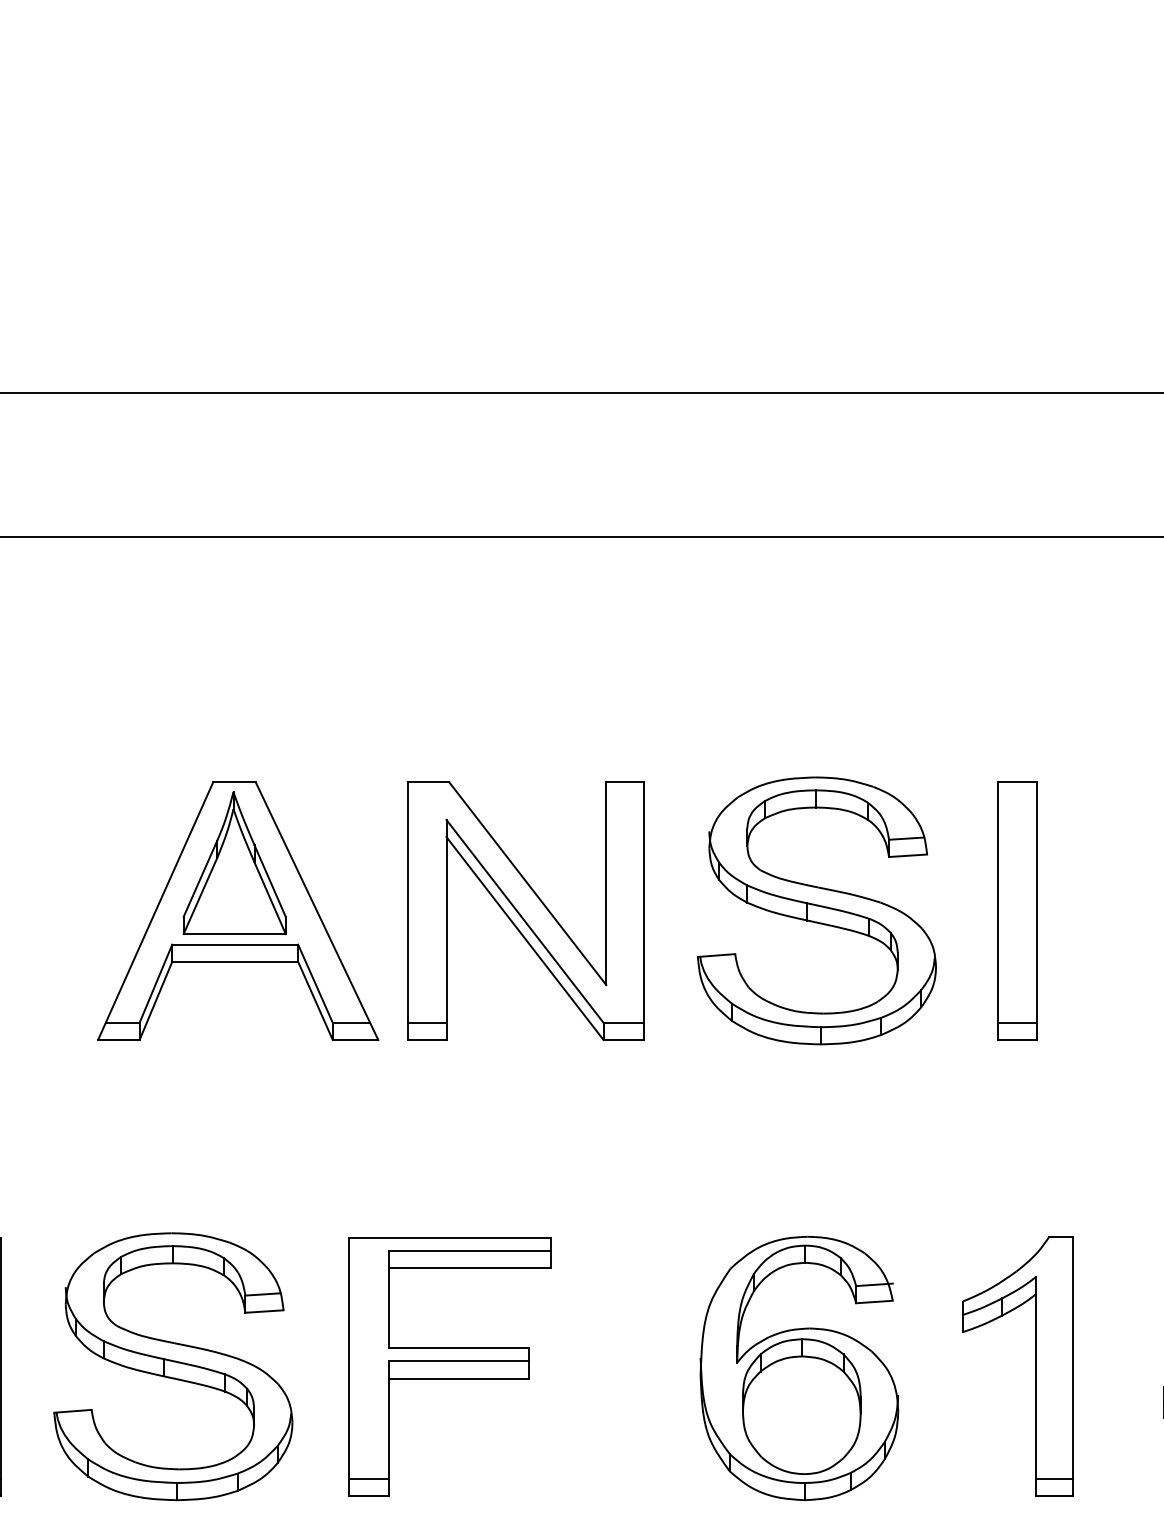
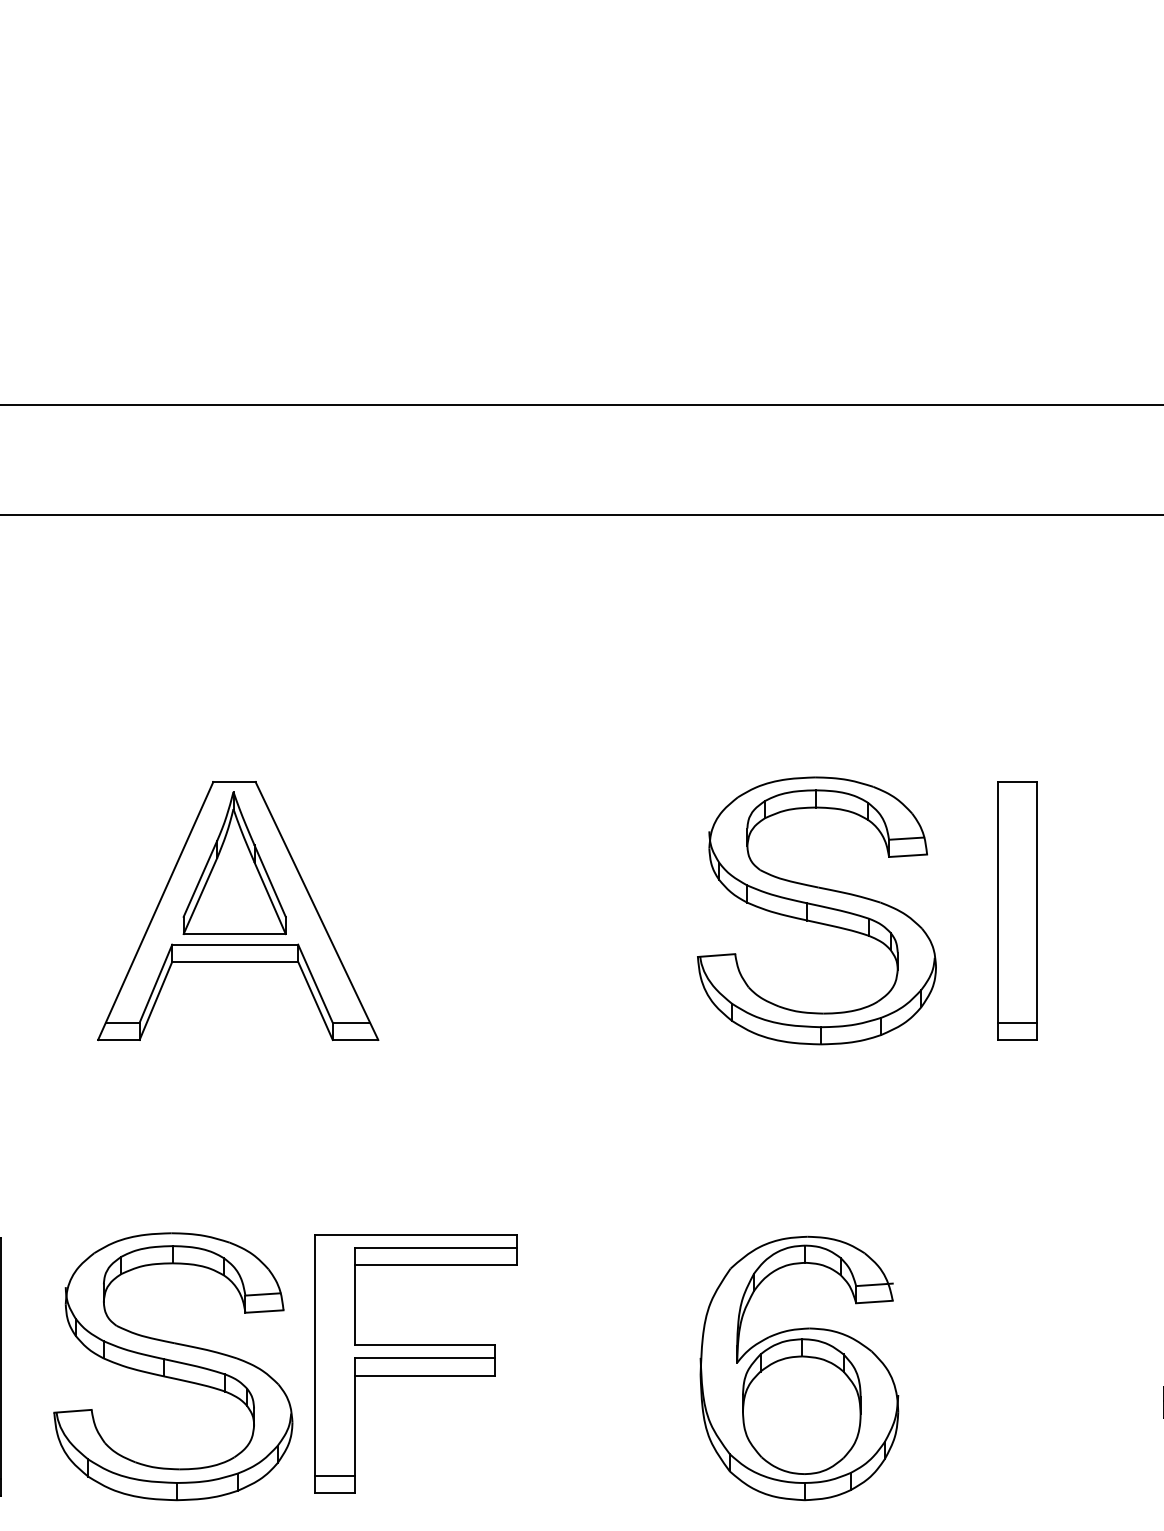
line position: (581, 393) -> (581, 405) (581, 405)
line position: (581, 536) -> (581, 514) (581, 514)
part: present -> none (525, 911)
part position: (449, 1366) -> (415, 1363) (415, 1363)
part: present -> none (1035, 1366)
